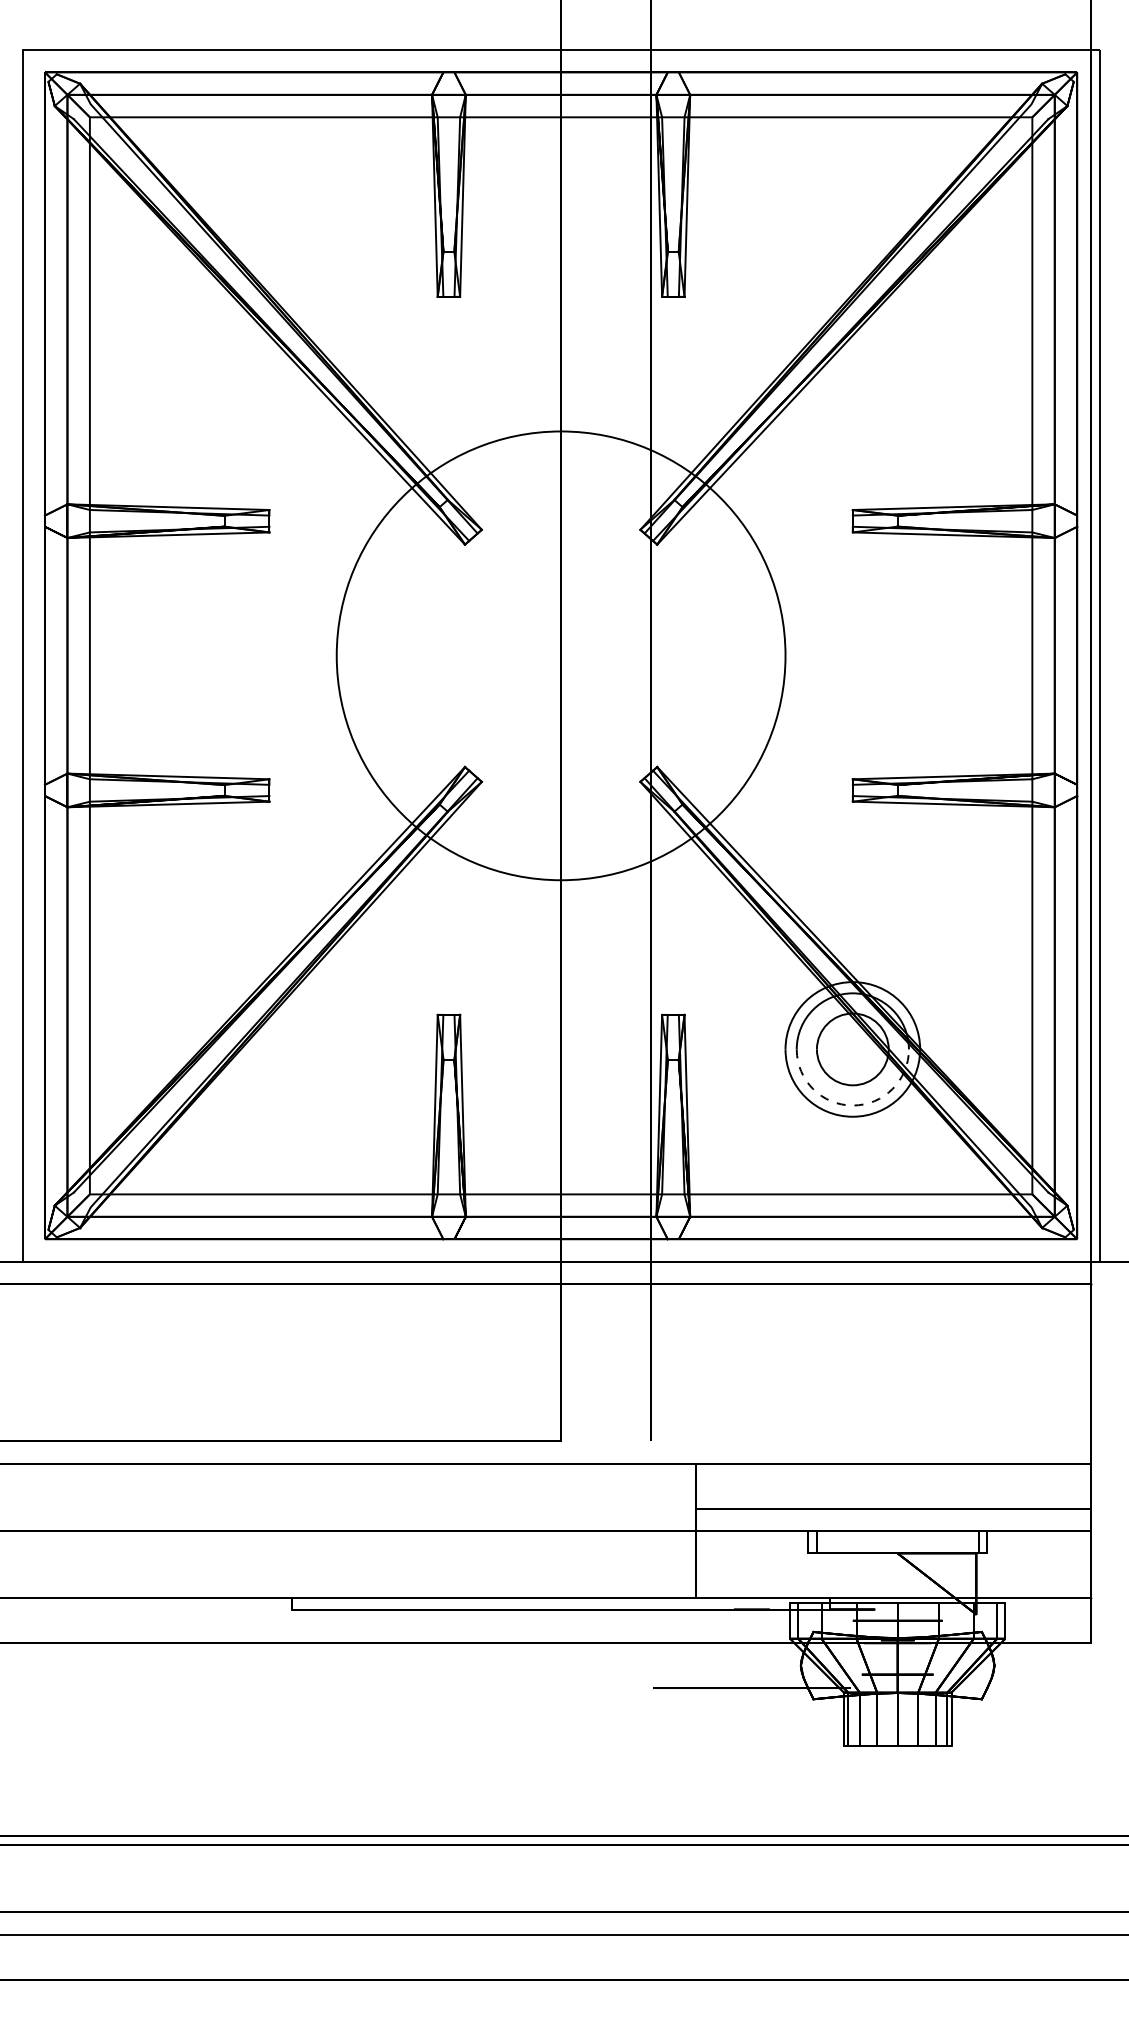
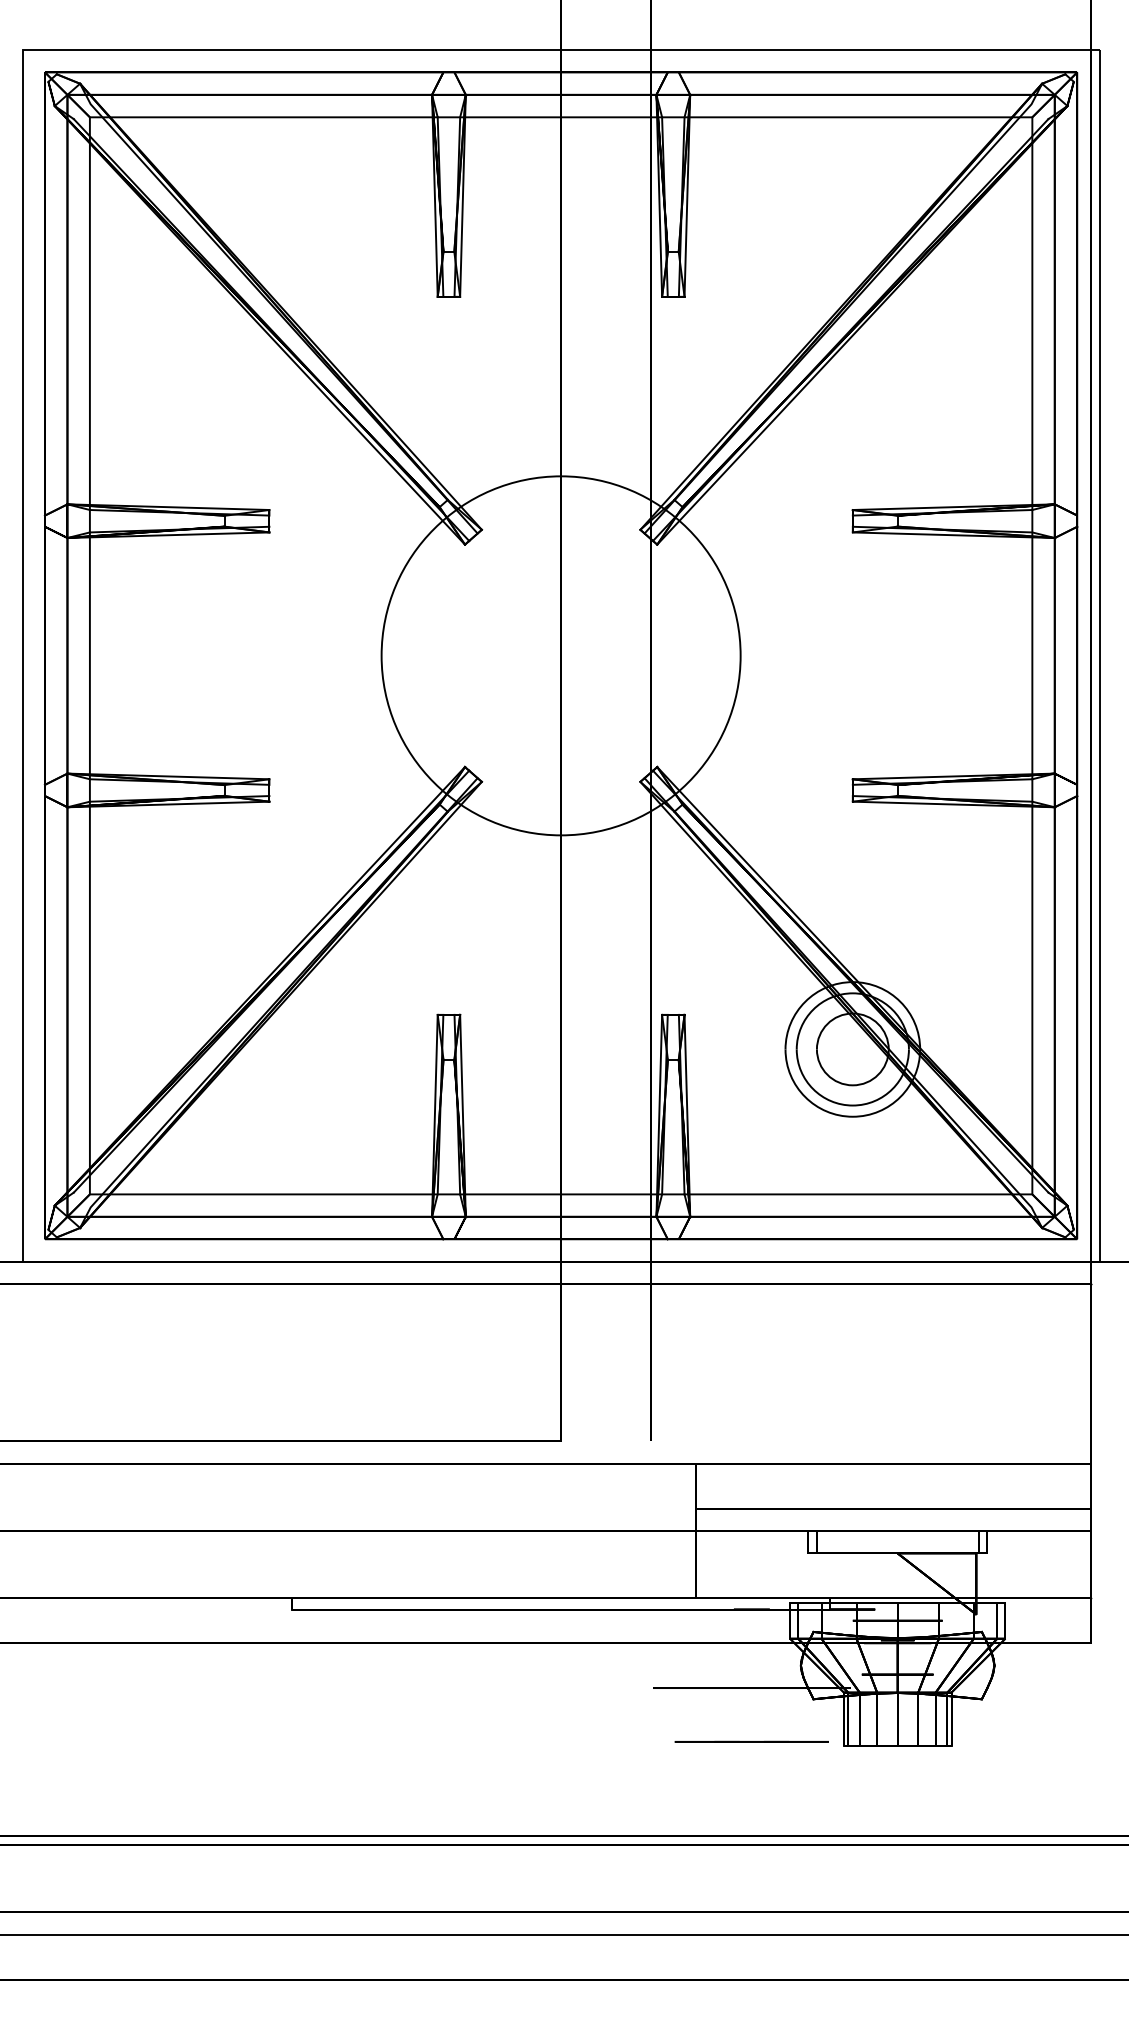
circle diameter: 449 px -> 359 px (560, 655)
arc: dashed -> solid (852, 1105)
line: none -> present (751, 1741)
